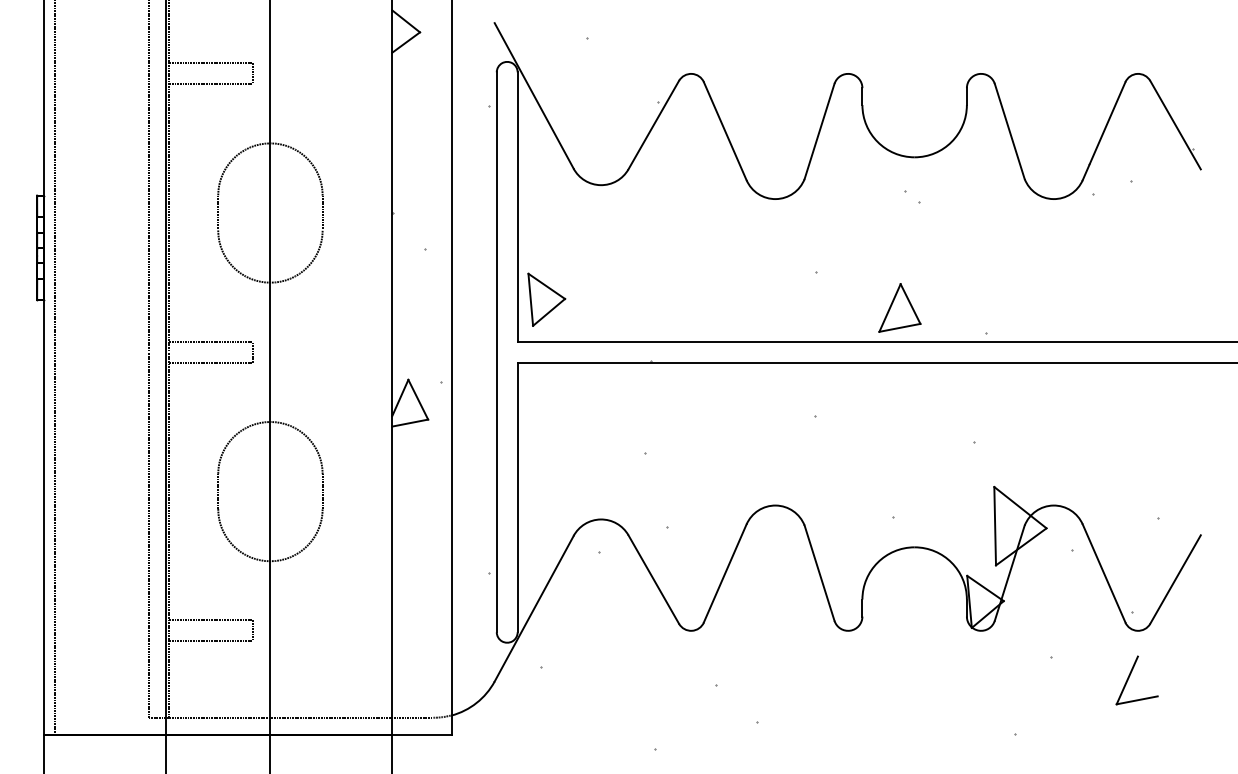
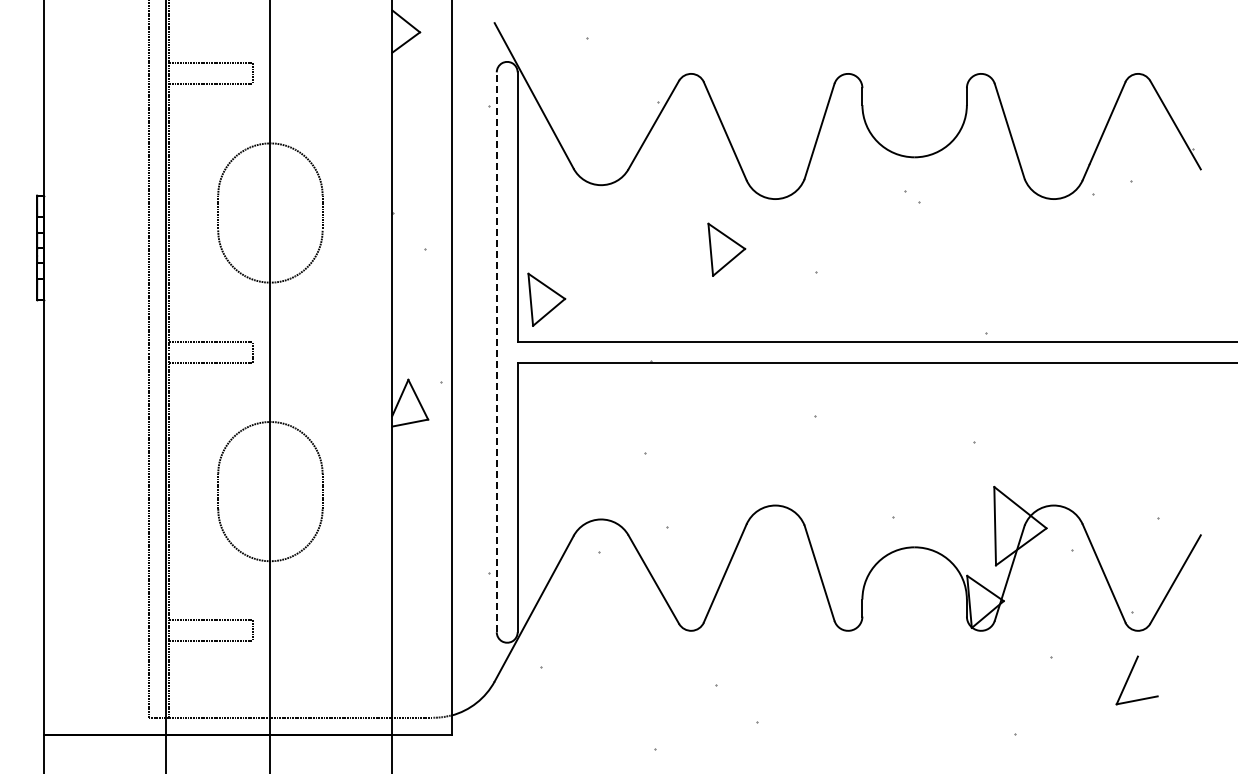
part: none -> present (726, 249)
part: present -> none (899, 307)
line: solid -> dashed (496, 352)
line: present -> none (54, 368)
